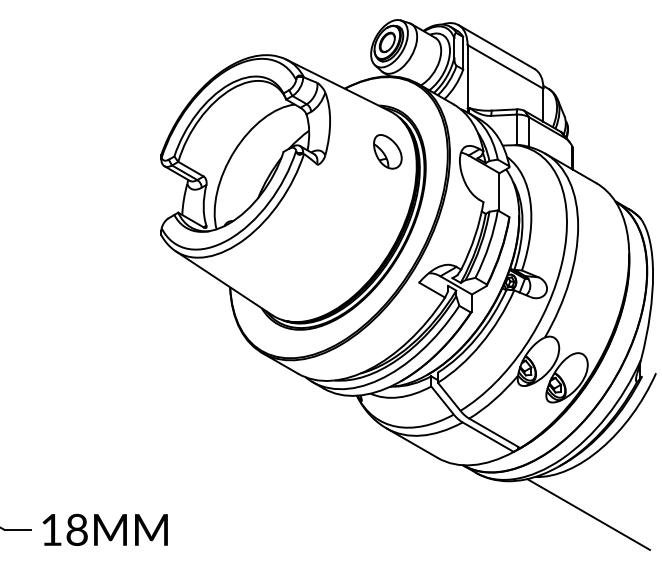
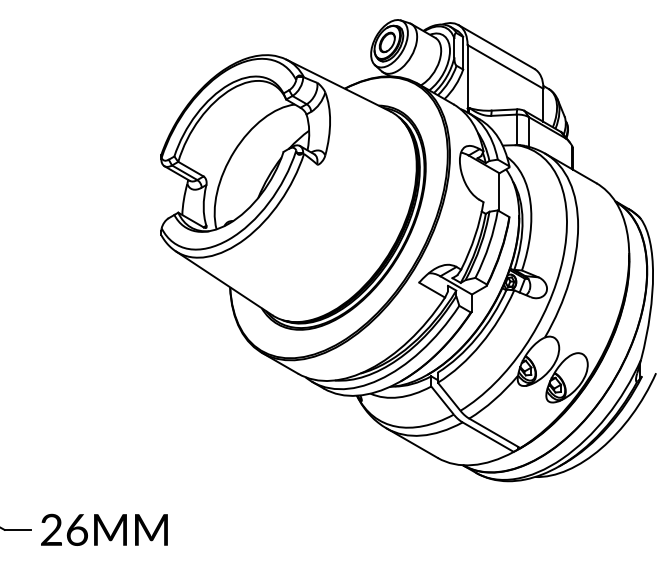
part: present -> none (387, 151)
line: present -> none (588, 514)
text: 18MM -> 26MM (64, 529)
